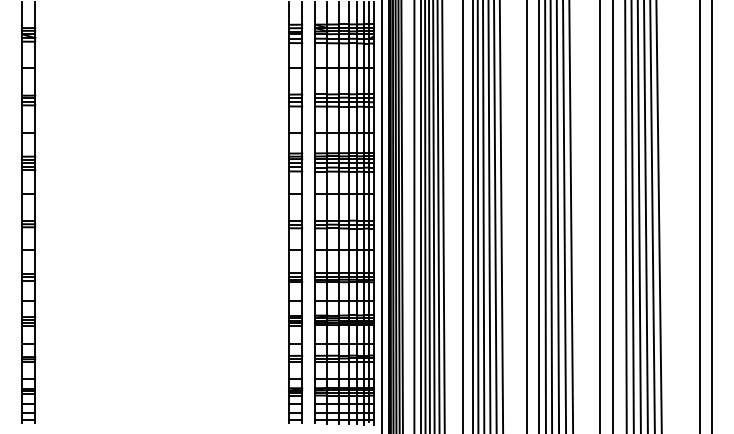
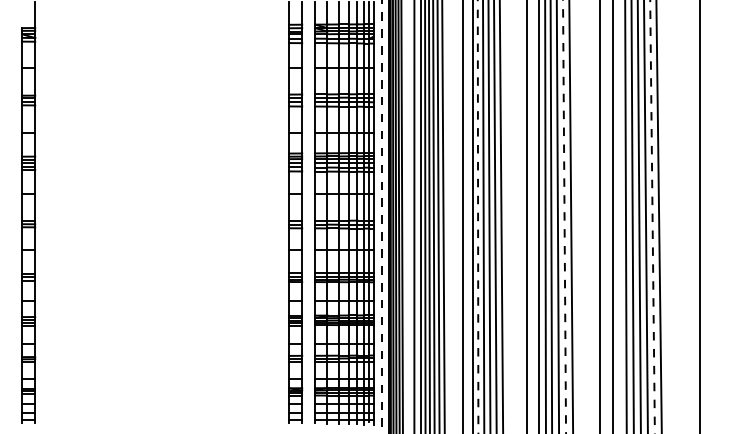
line: present -> none (22, 15)
line: solid -> dashed (381, 215)
line: present -> none (711, 216)
line: solid -> dashed (478, 217)
line: solid -> dashed (564, 217)
line: solid -> dashed (652, 217)
